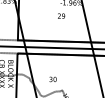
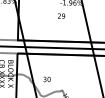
text position: (52, 79) -> (46, 79) (46, 79)
